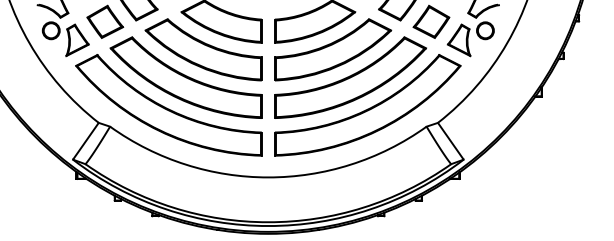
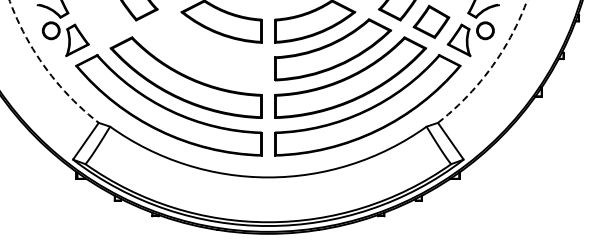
part: present -> none (105, 21)
part: present -> none (203, 49)
arc: solid -> dashed (45, 67)
arc: solid -> dashed (491, 67)
